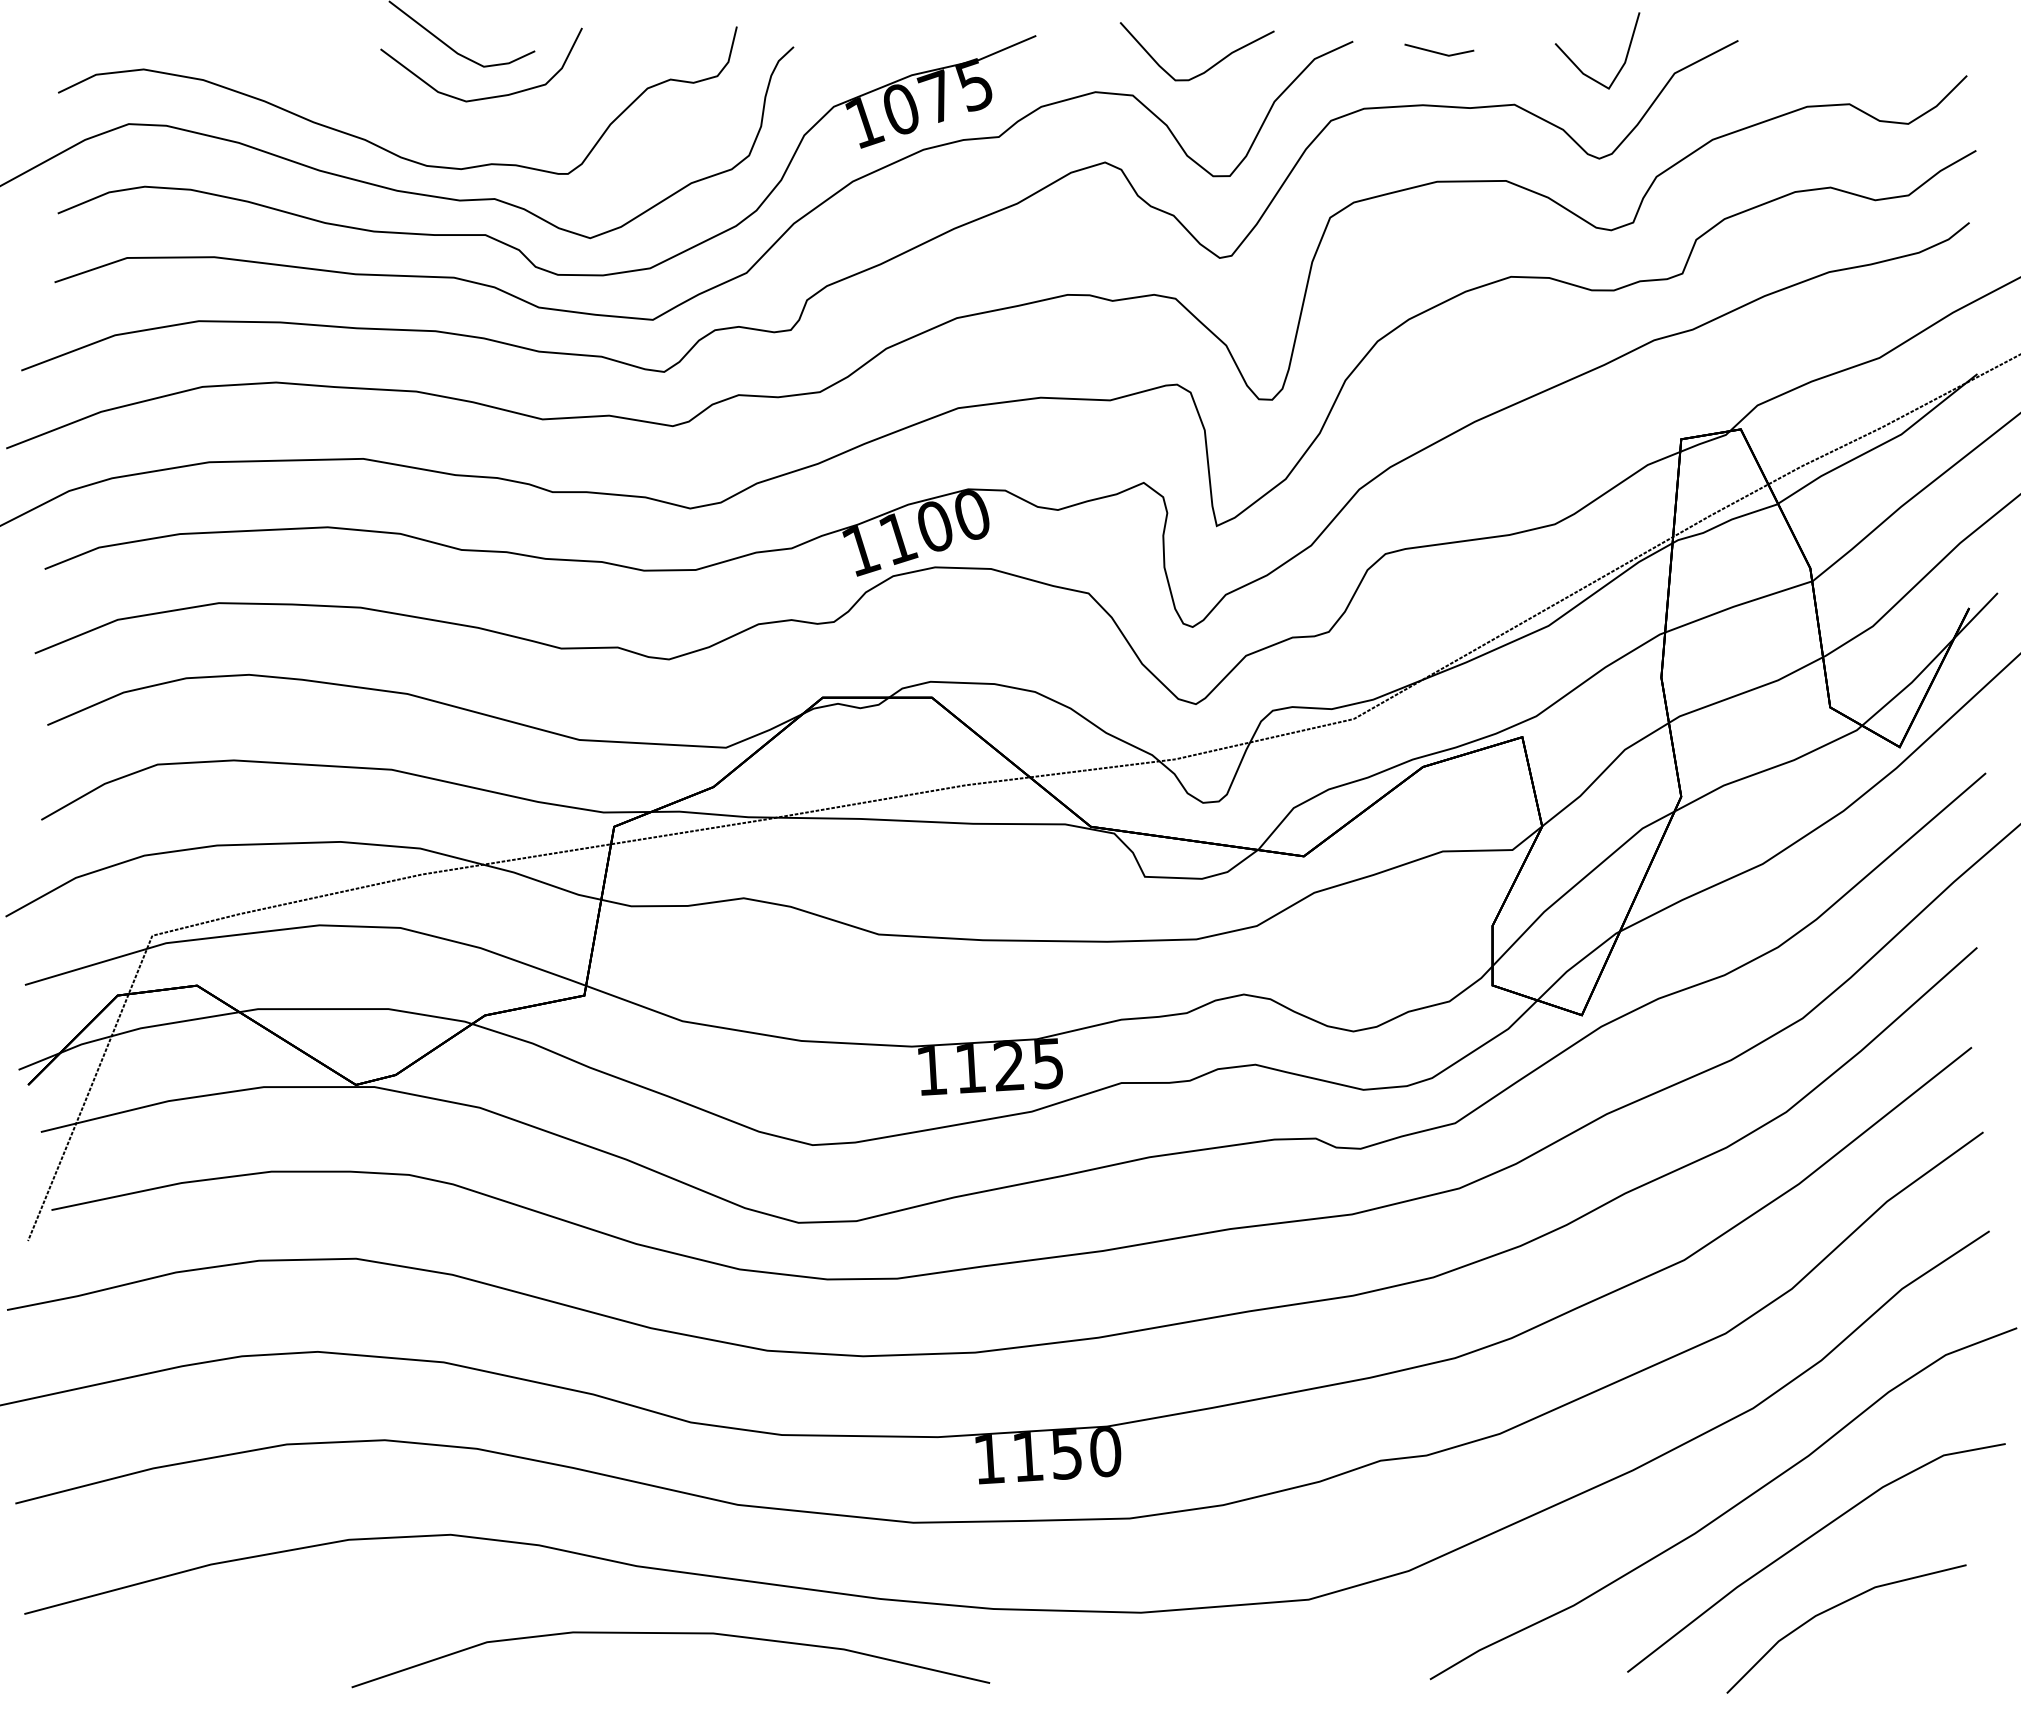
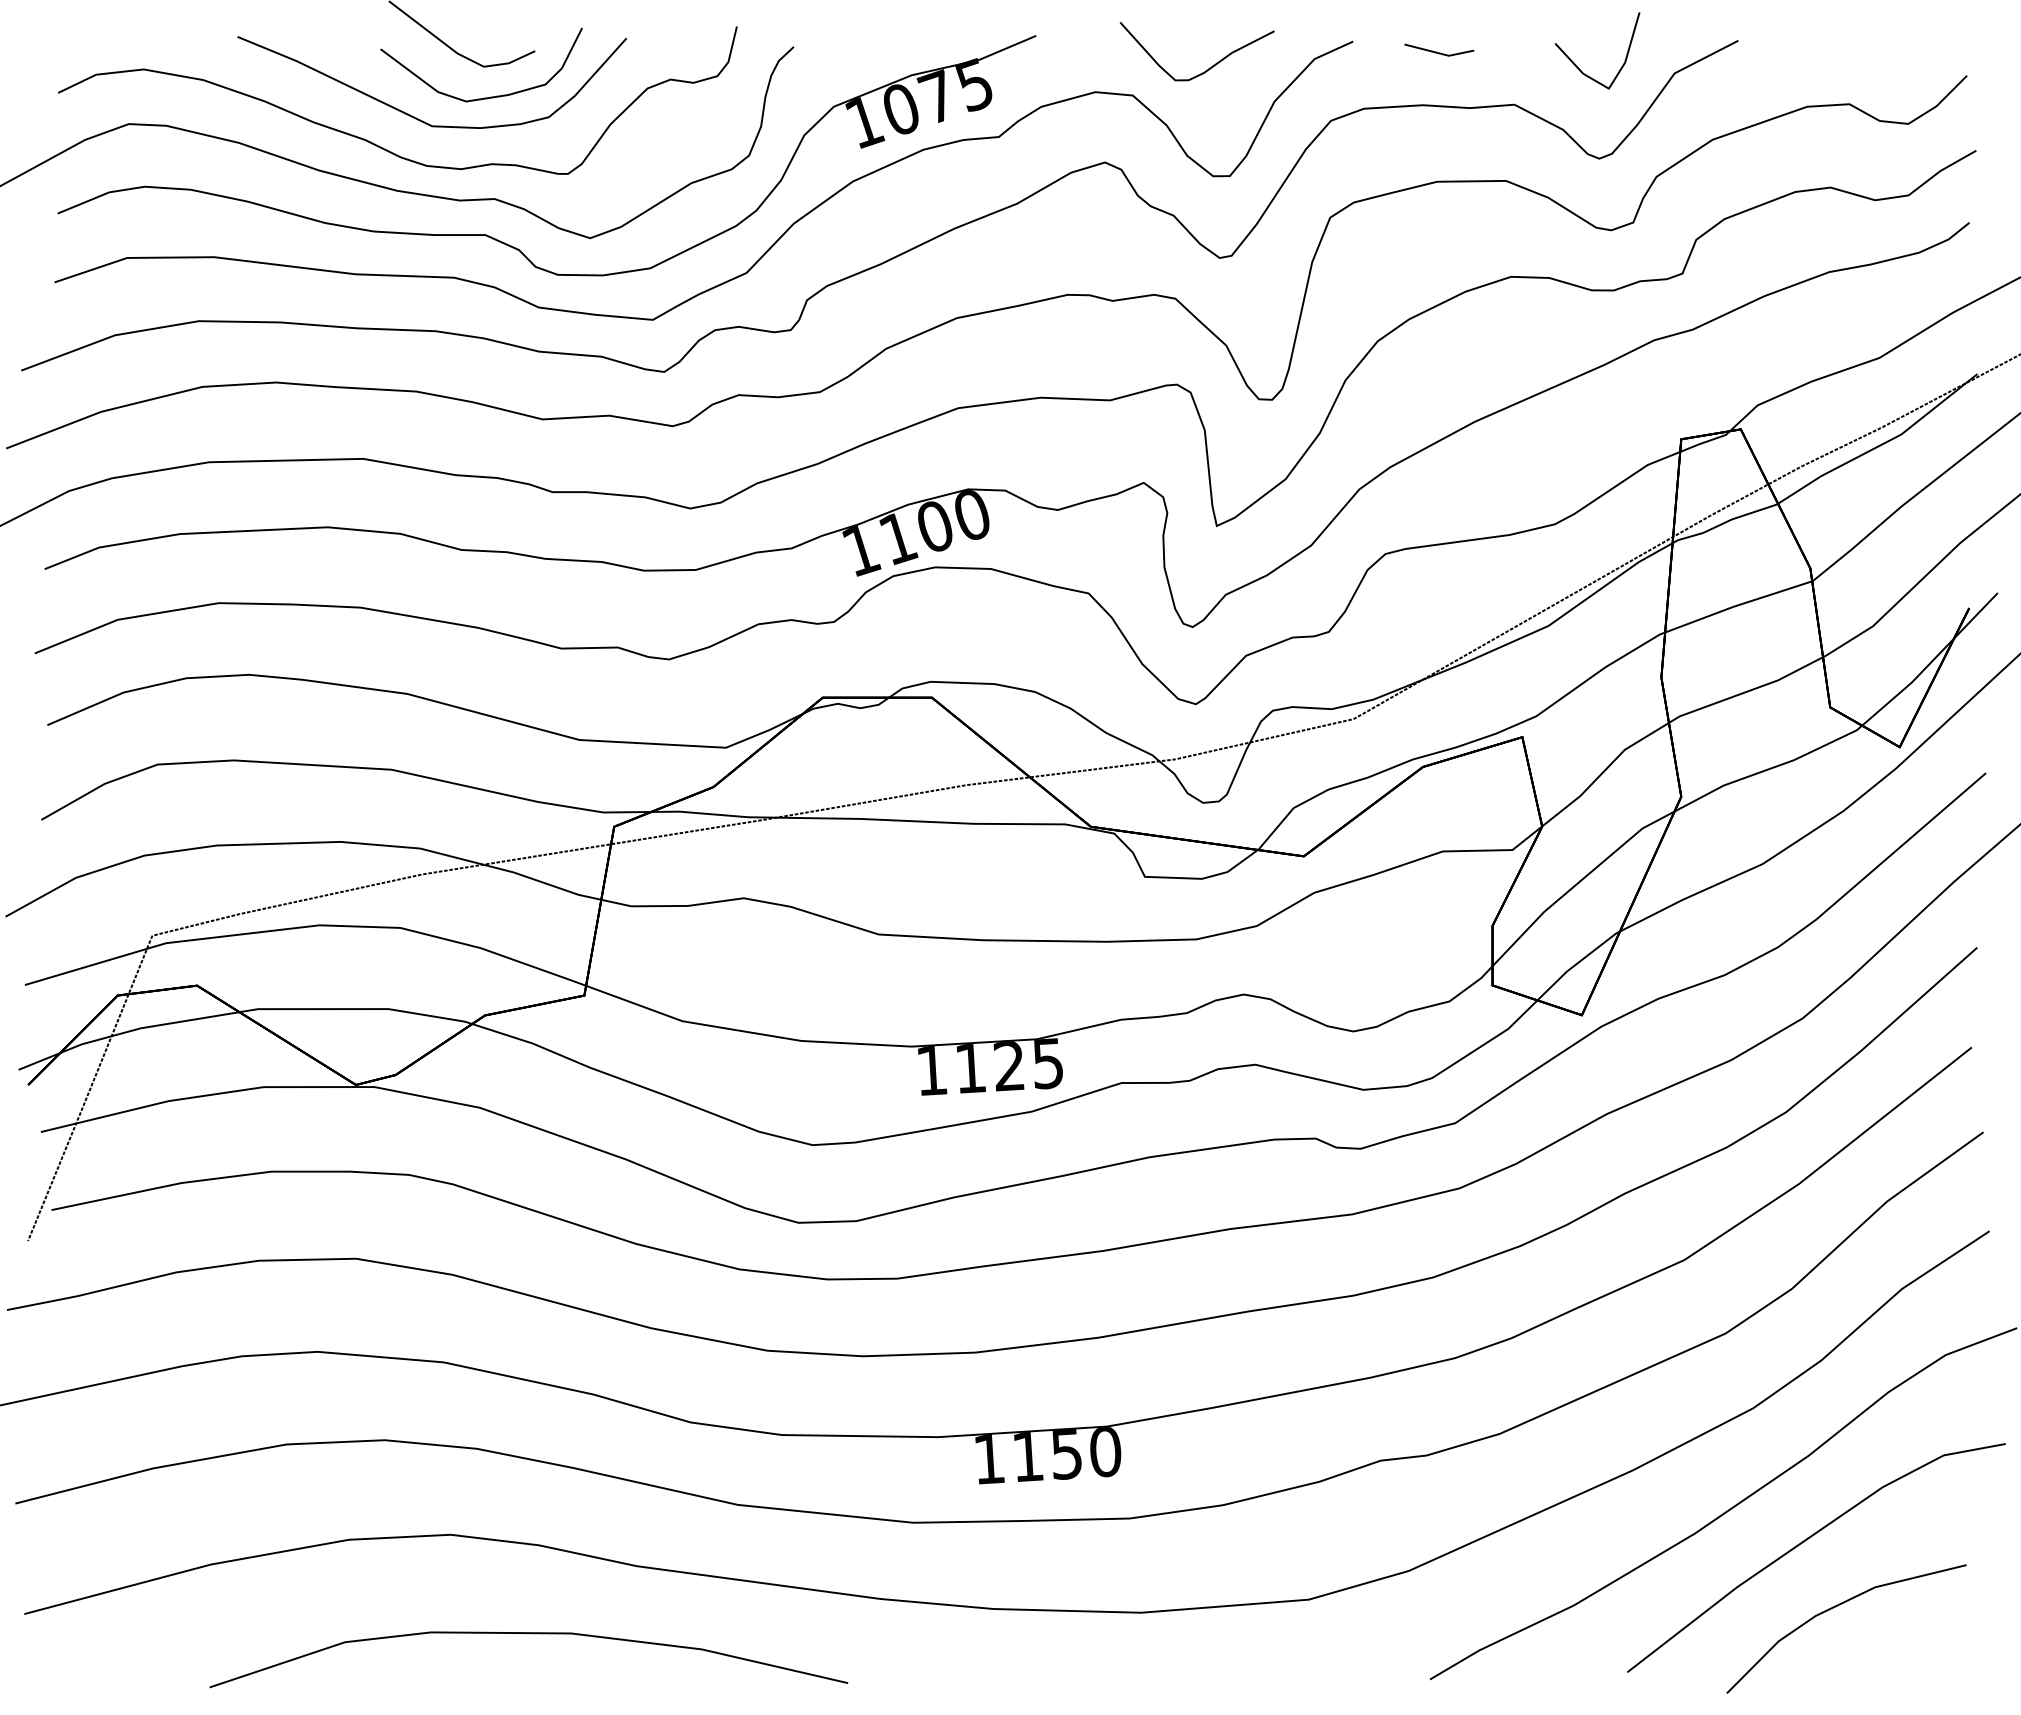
part: none -> present (414, 116)
curve position: (673, 1634) -> (531, 1634) (531, 1634)
